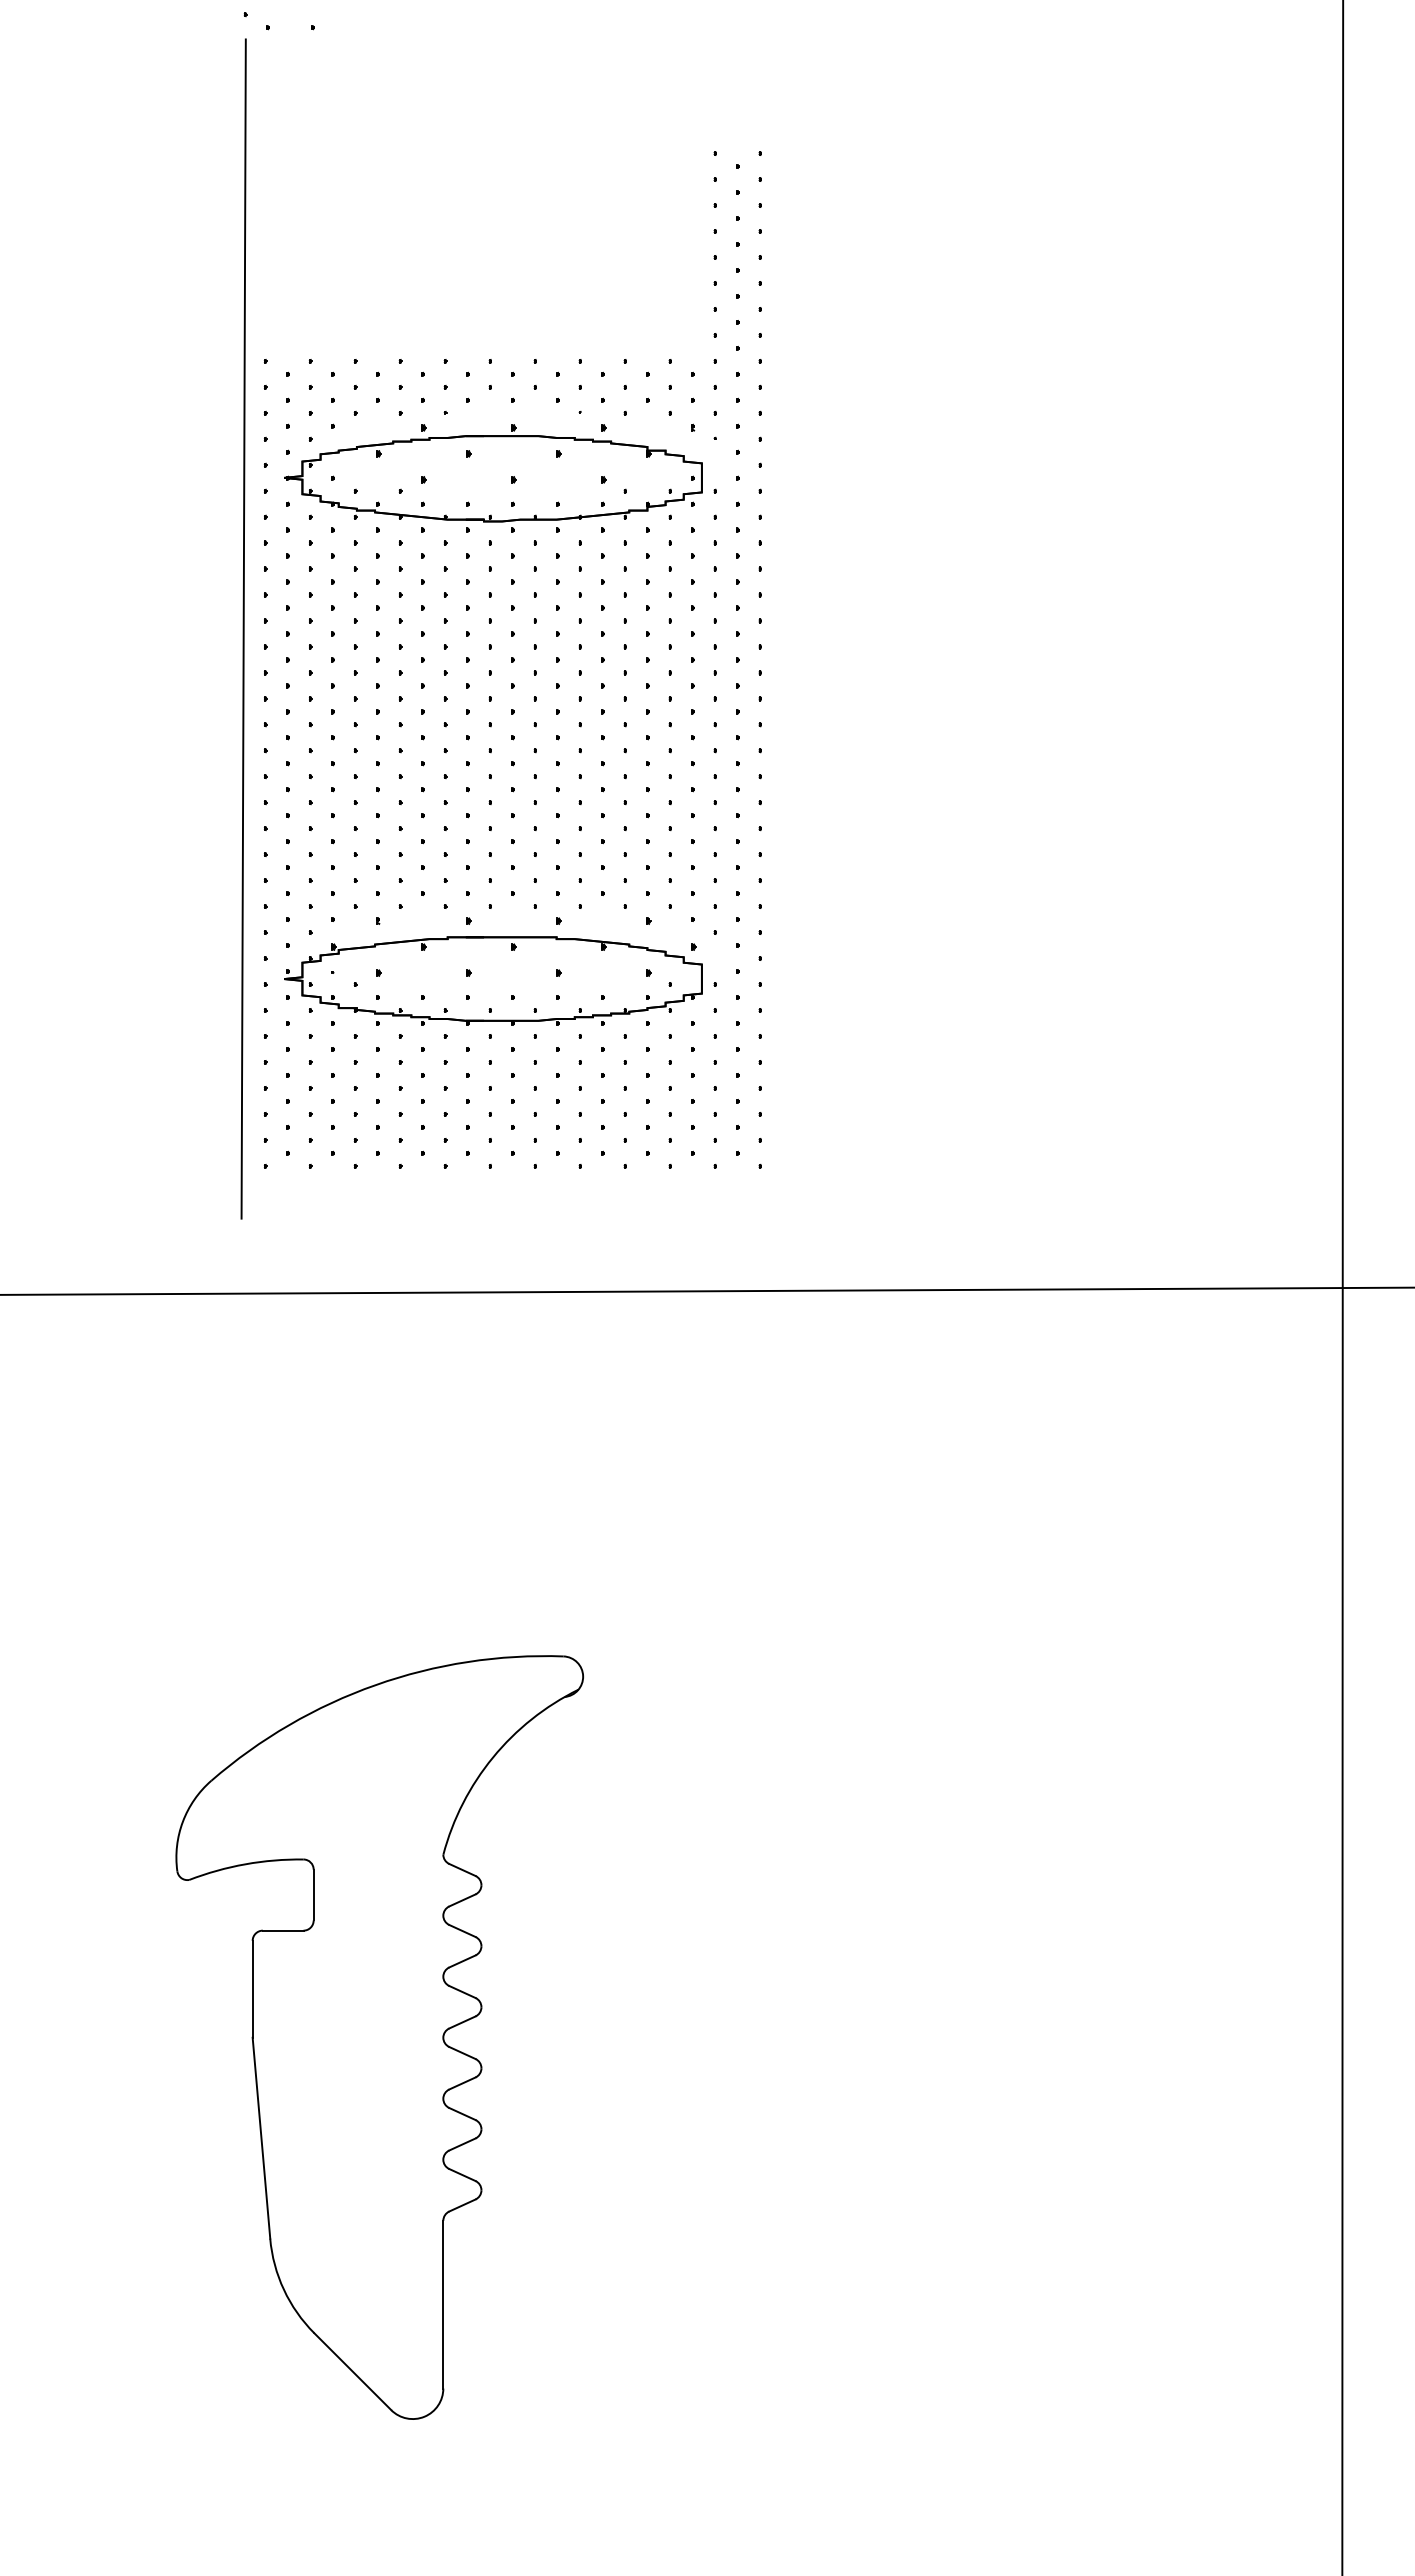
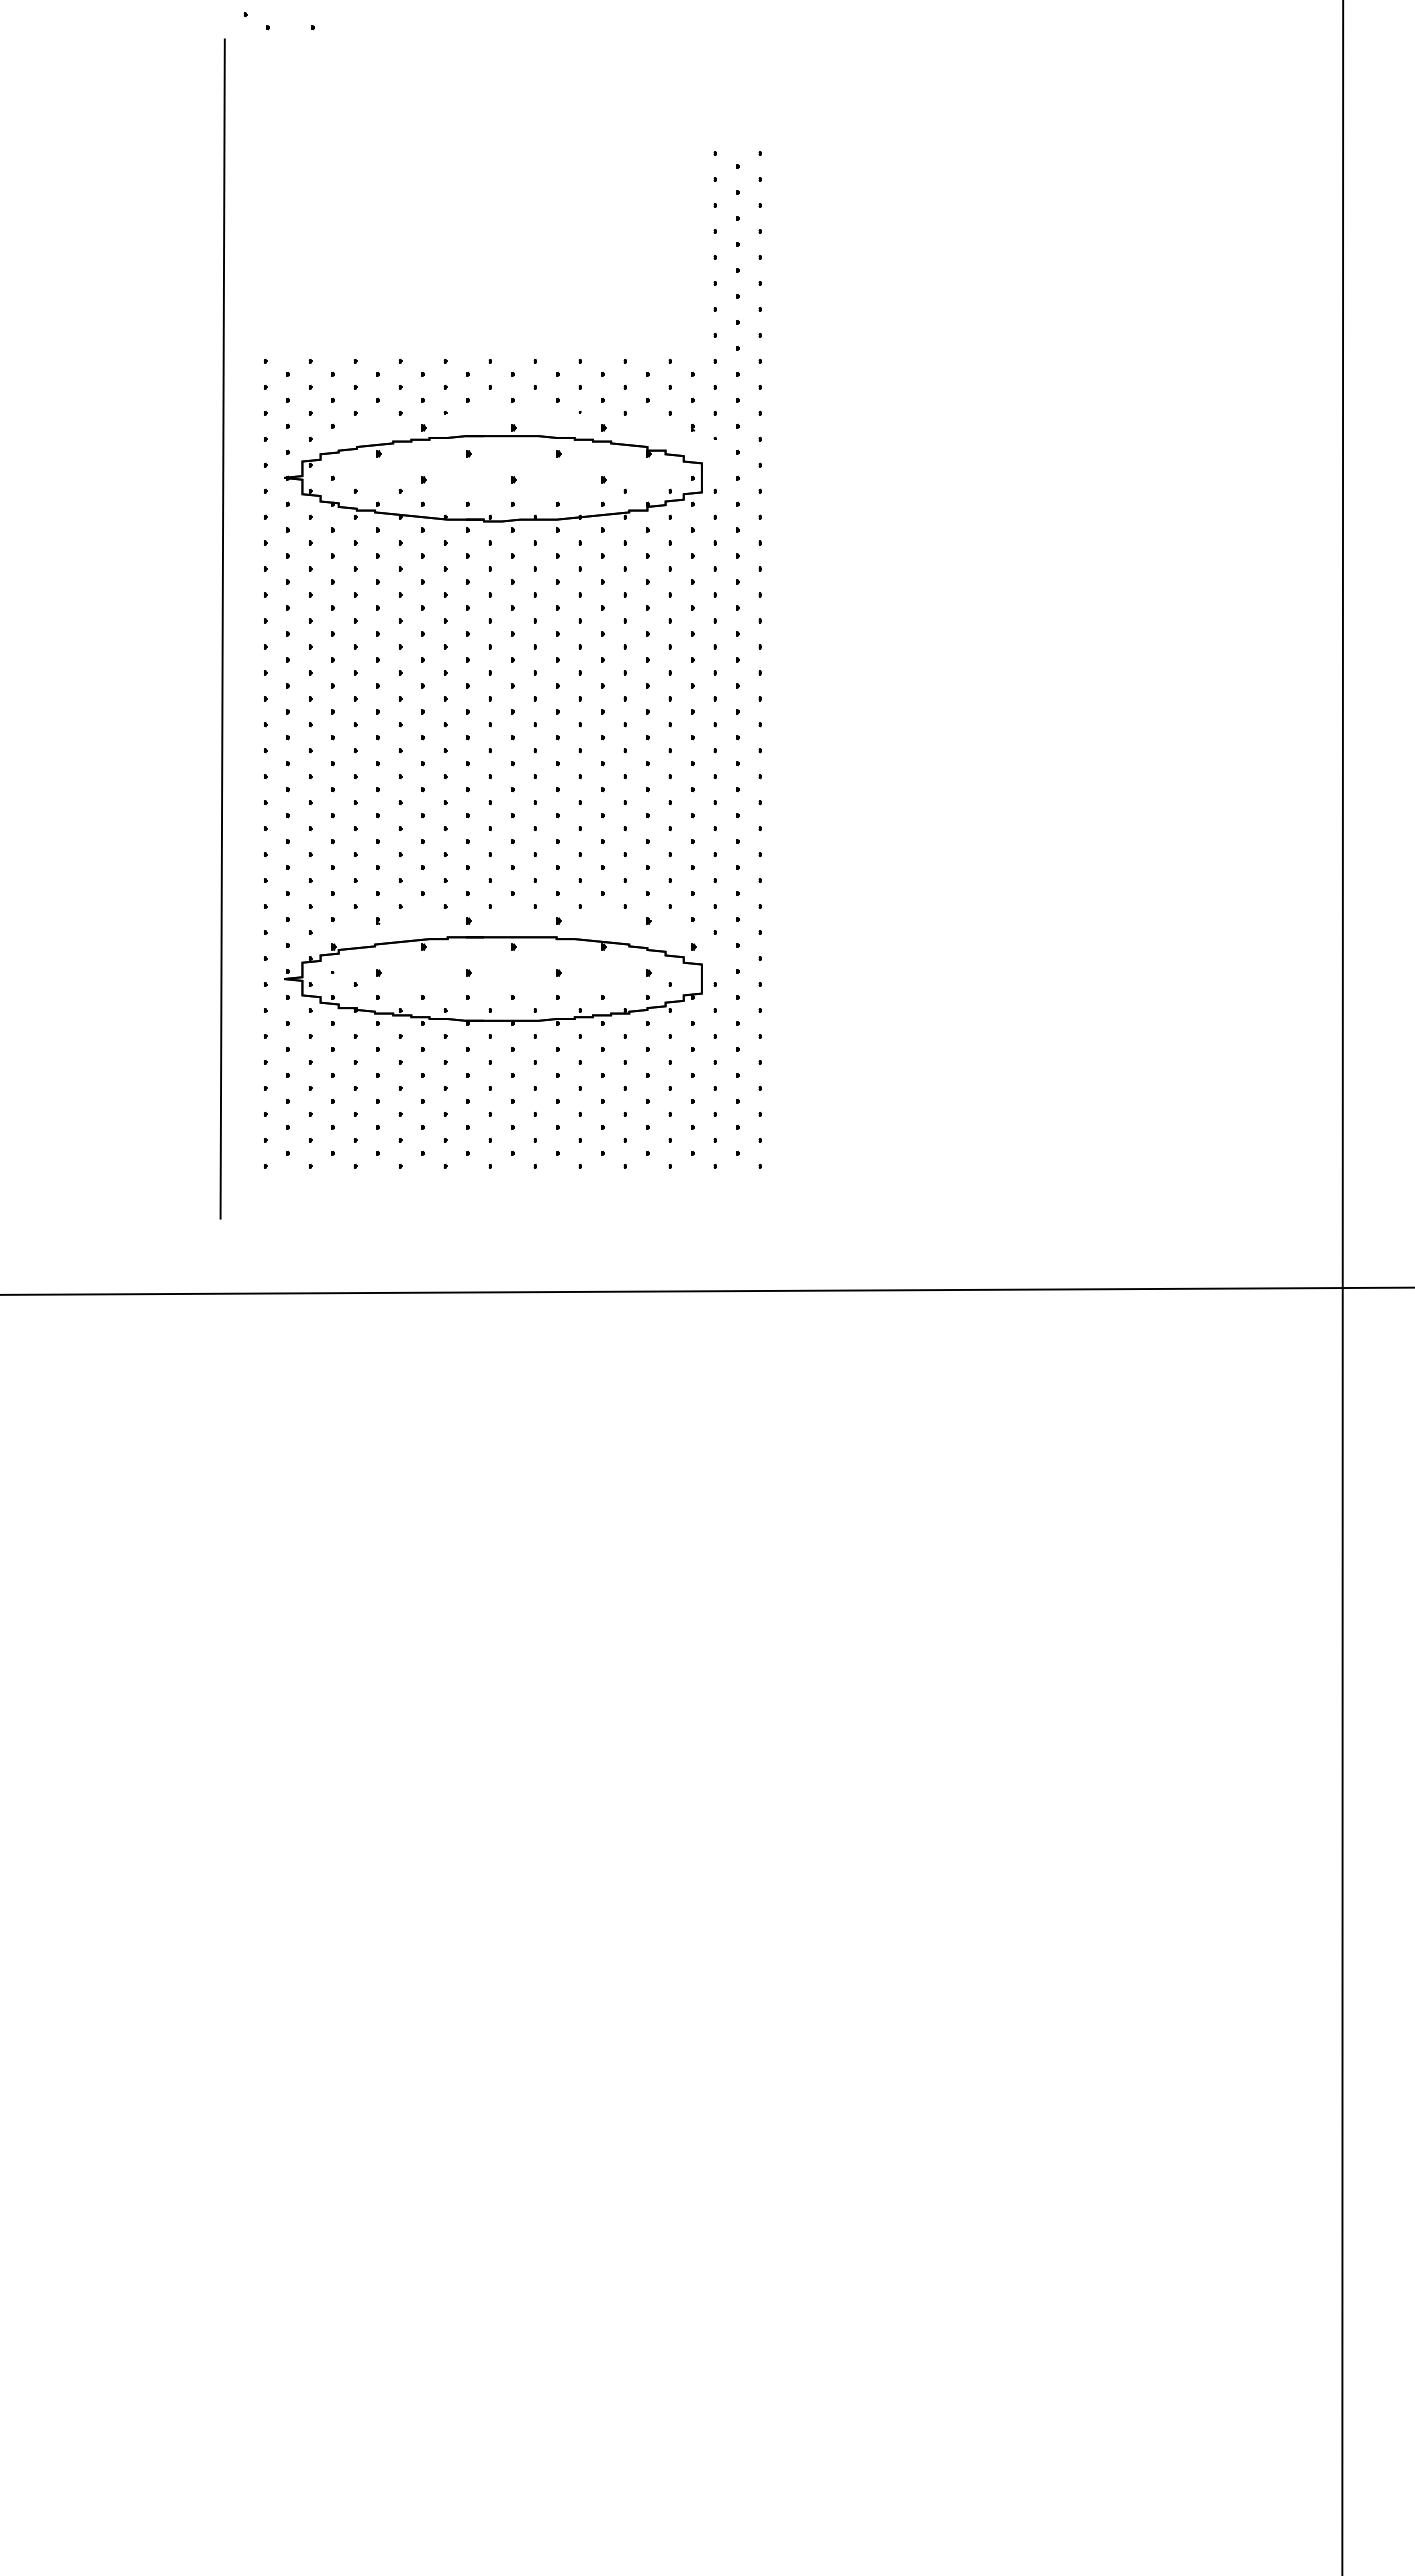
line position: (243, 628) -> (222, 628) (222, 628)
part: present -> none (379, 2037)
